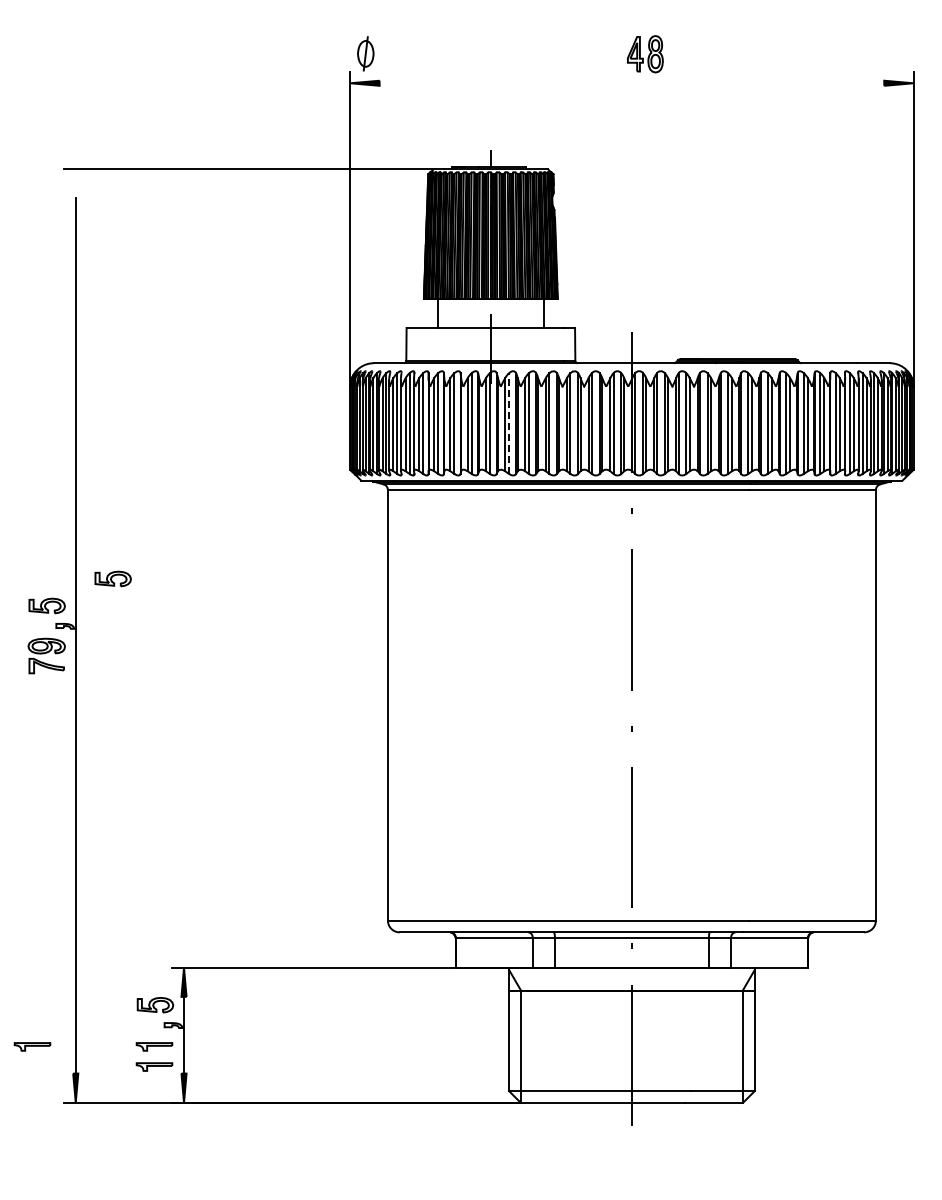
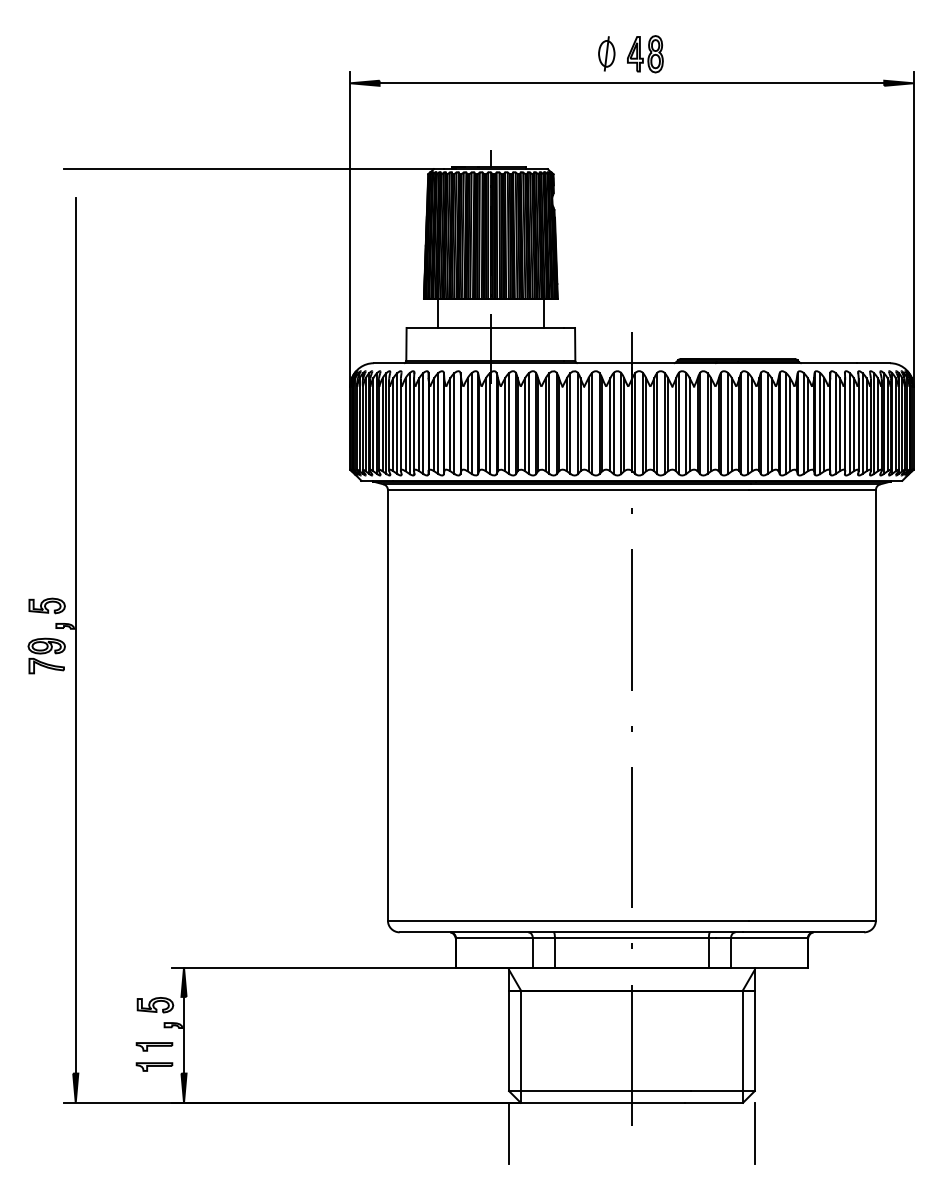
part position: (365, 53) -> (606, 53) (606, 53)
line: none -> present (631, 83)
line: dashed -> solid (509, 423)
part: present -> none (112, 578)
part: present -> none (32, 1046)
line: none -> present (509, 1133)
line: none -> present (754, 1133)
